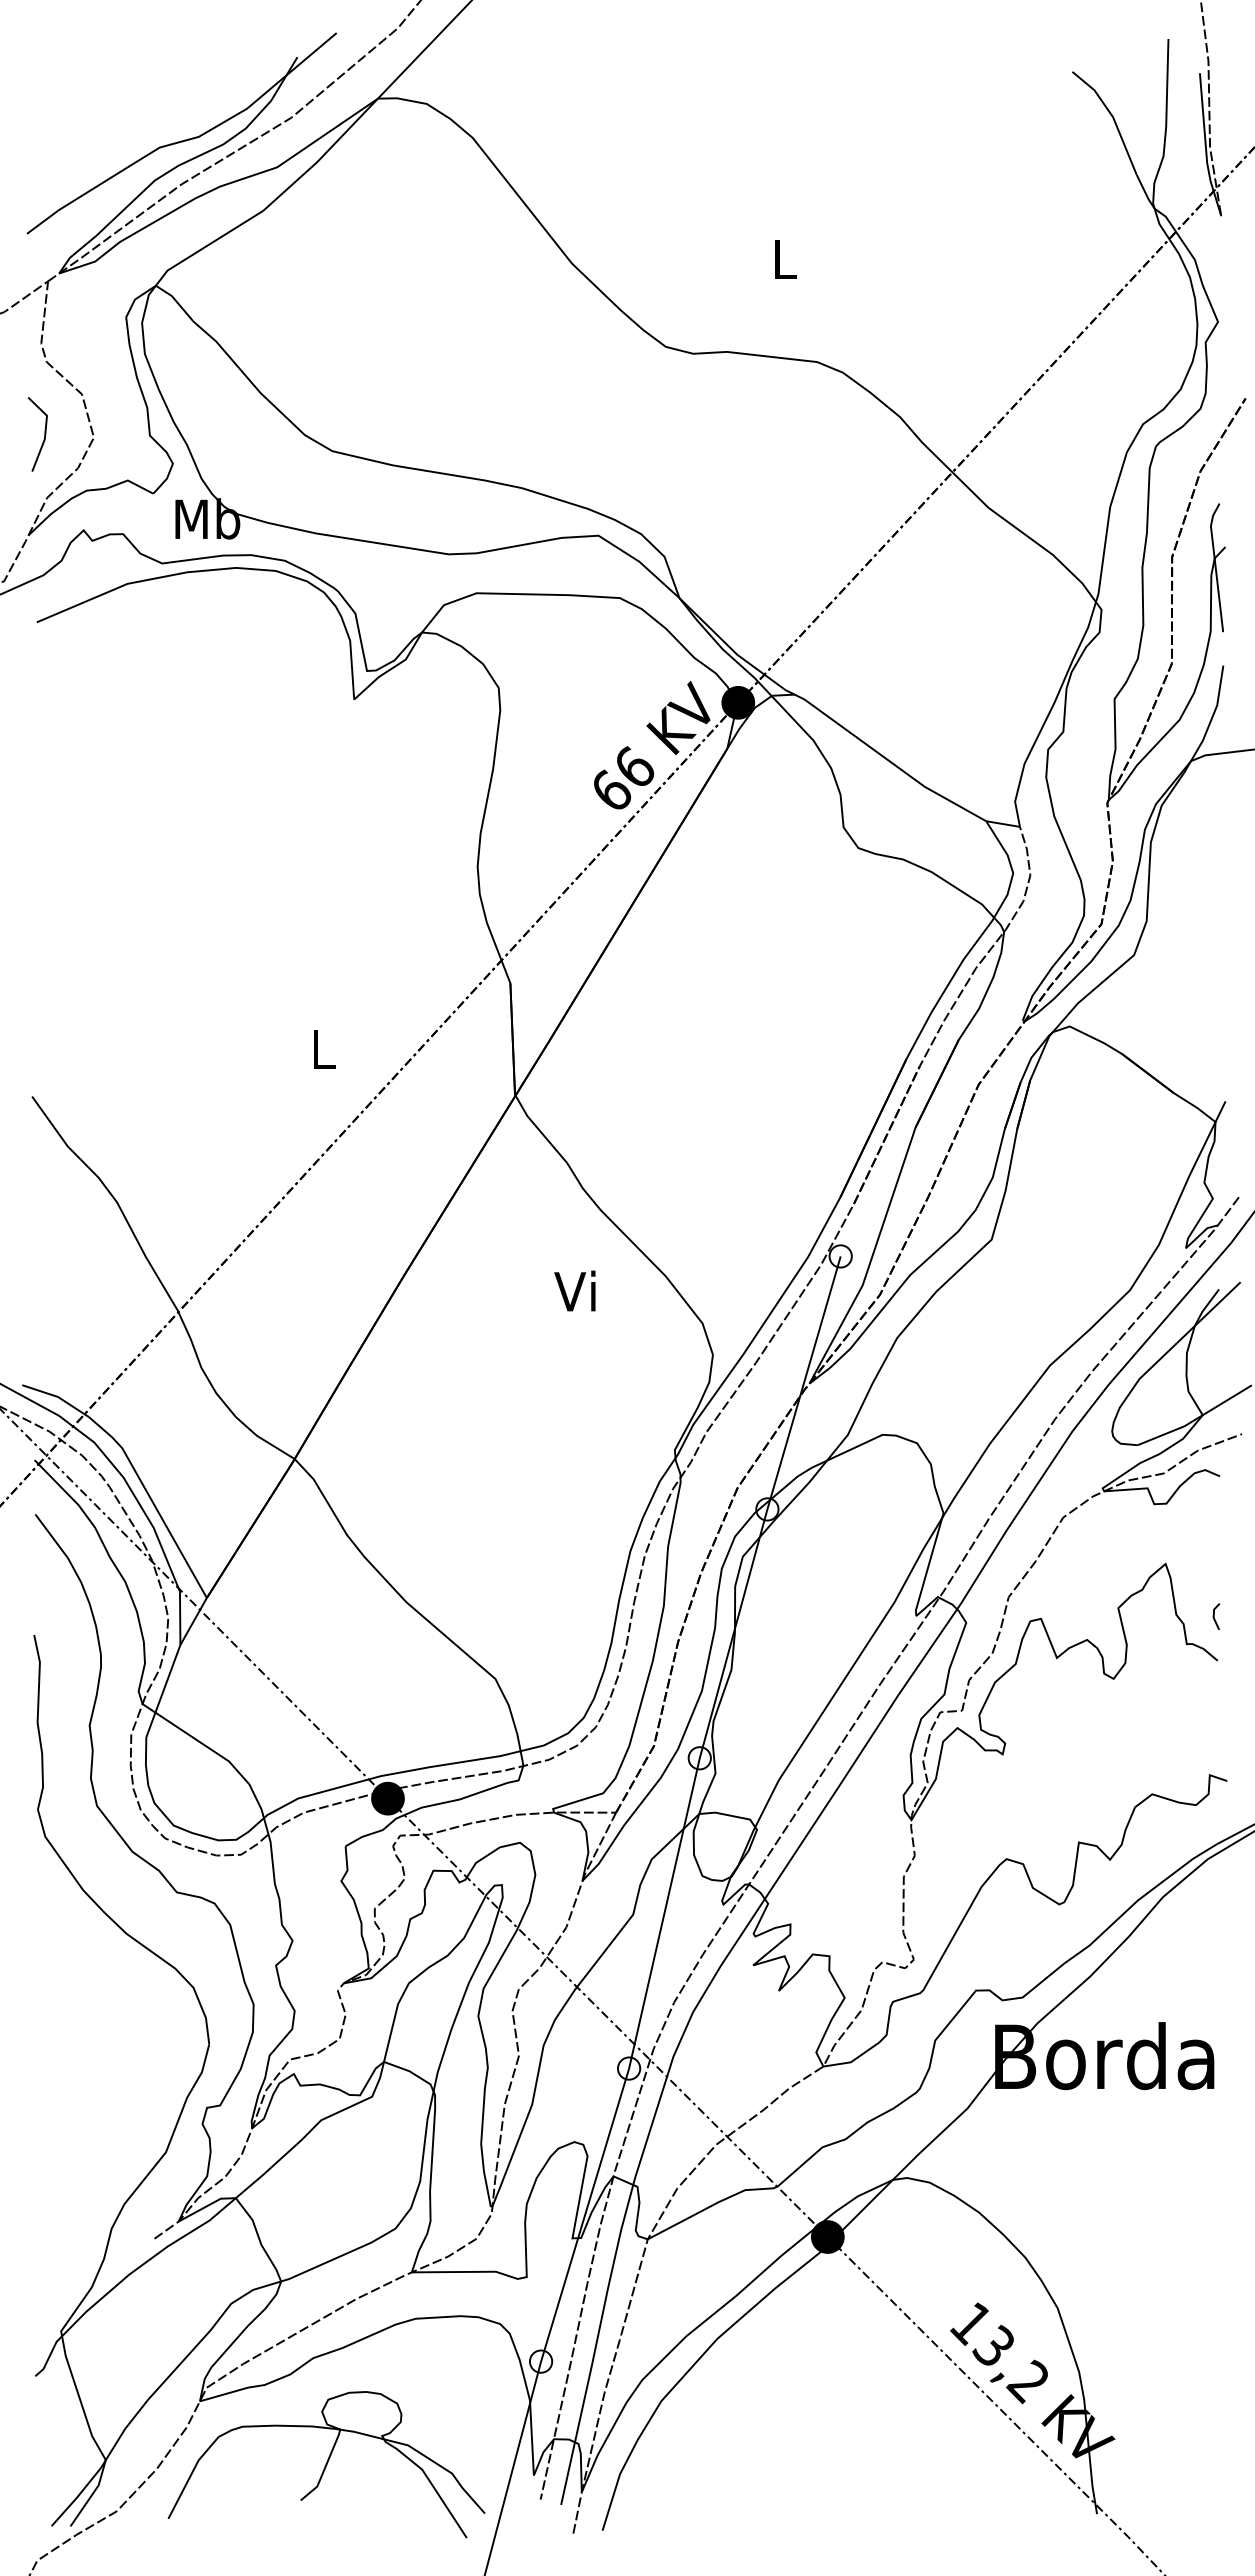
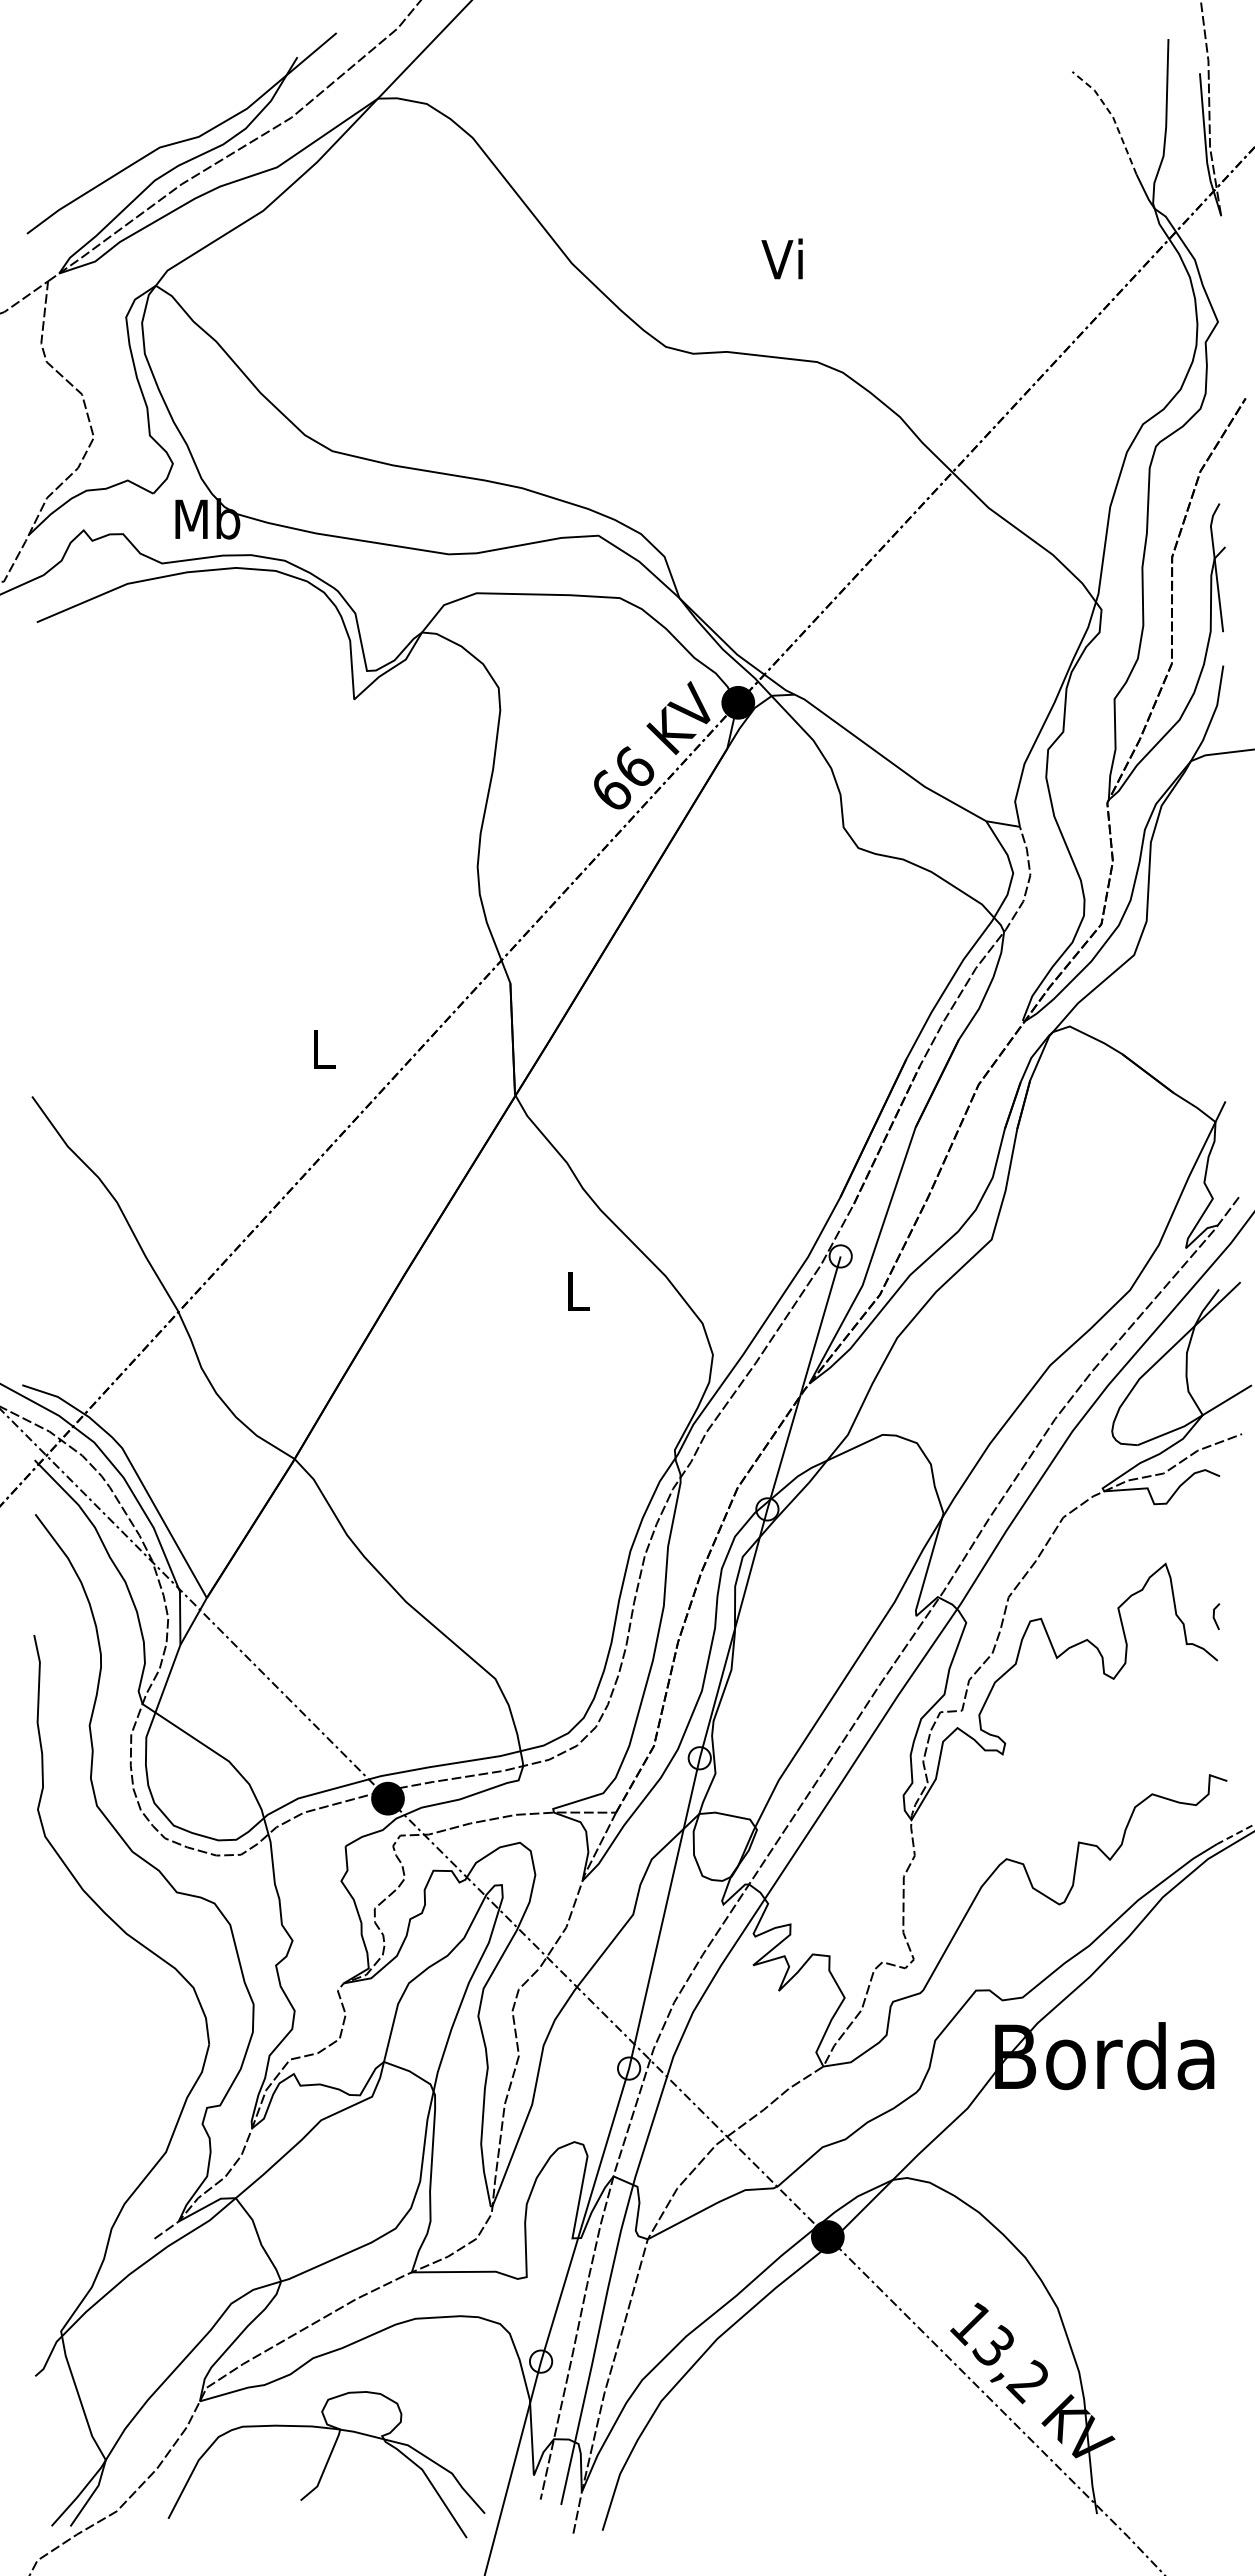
line: solid -> dashed (1113, 117)
text: L -> Vi (781, 258)
line: present -> none (44, 434)
text: Vi -> L (574, 1290)
line: solid -> dashed (1236, 1834)
